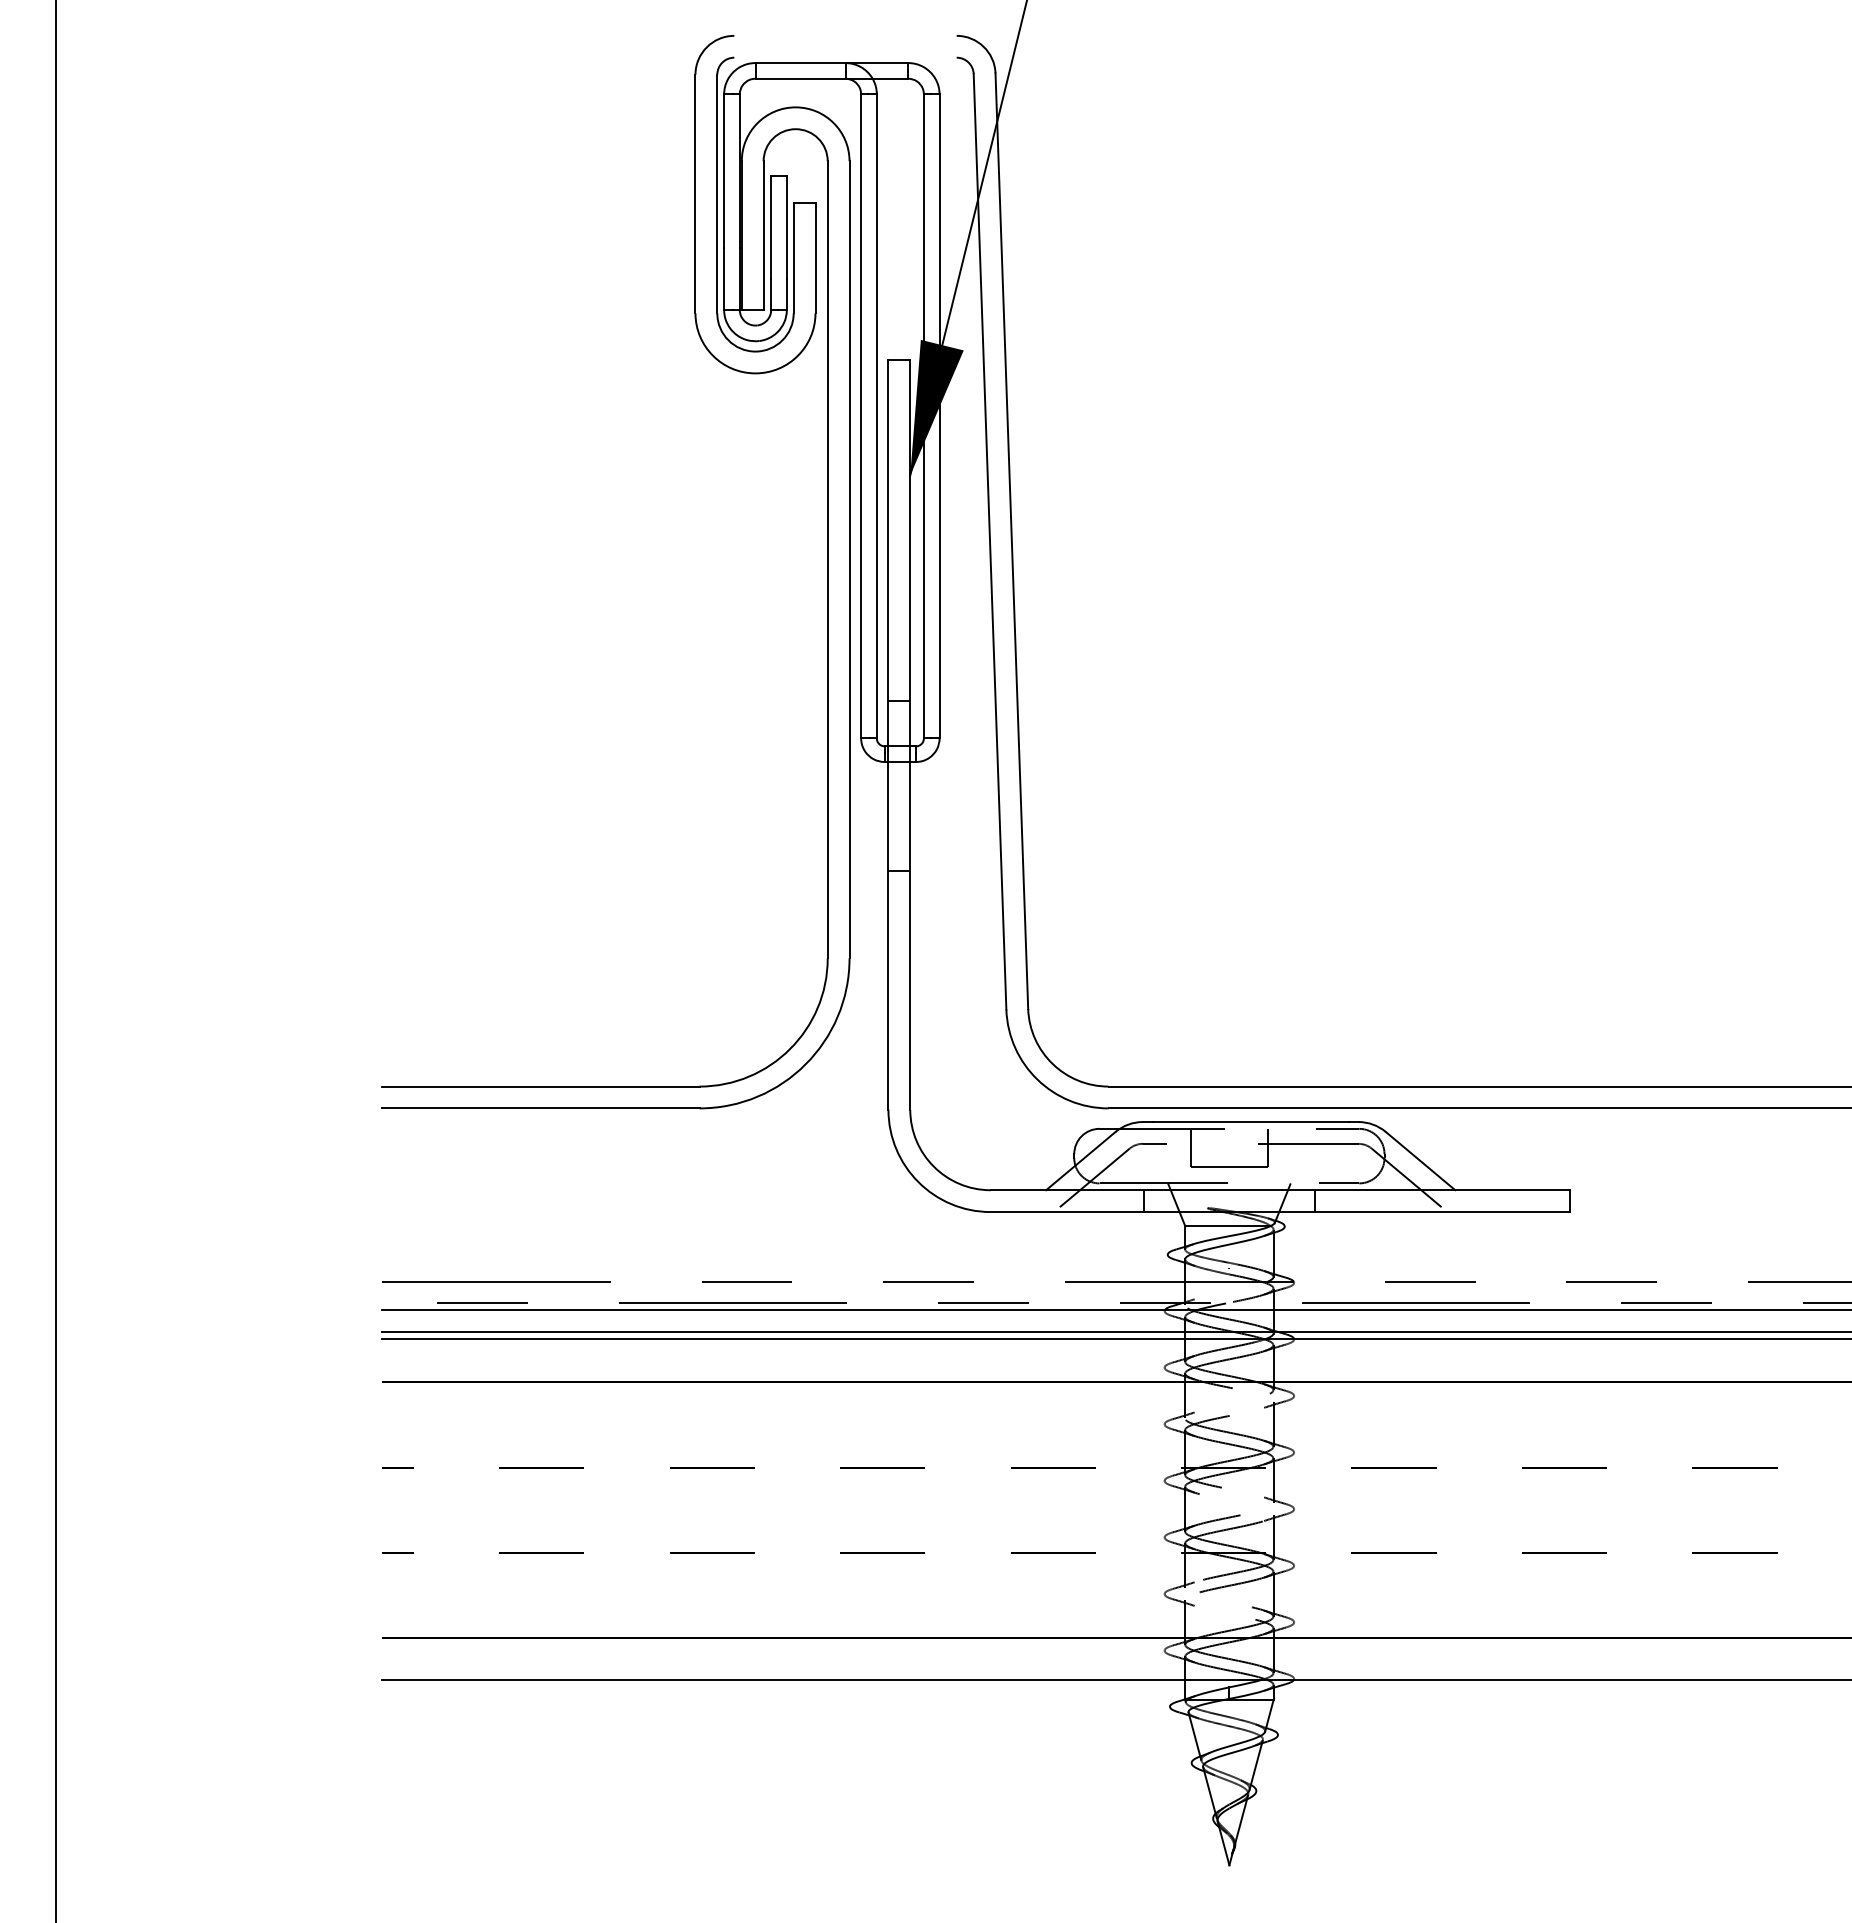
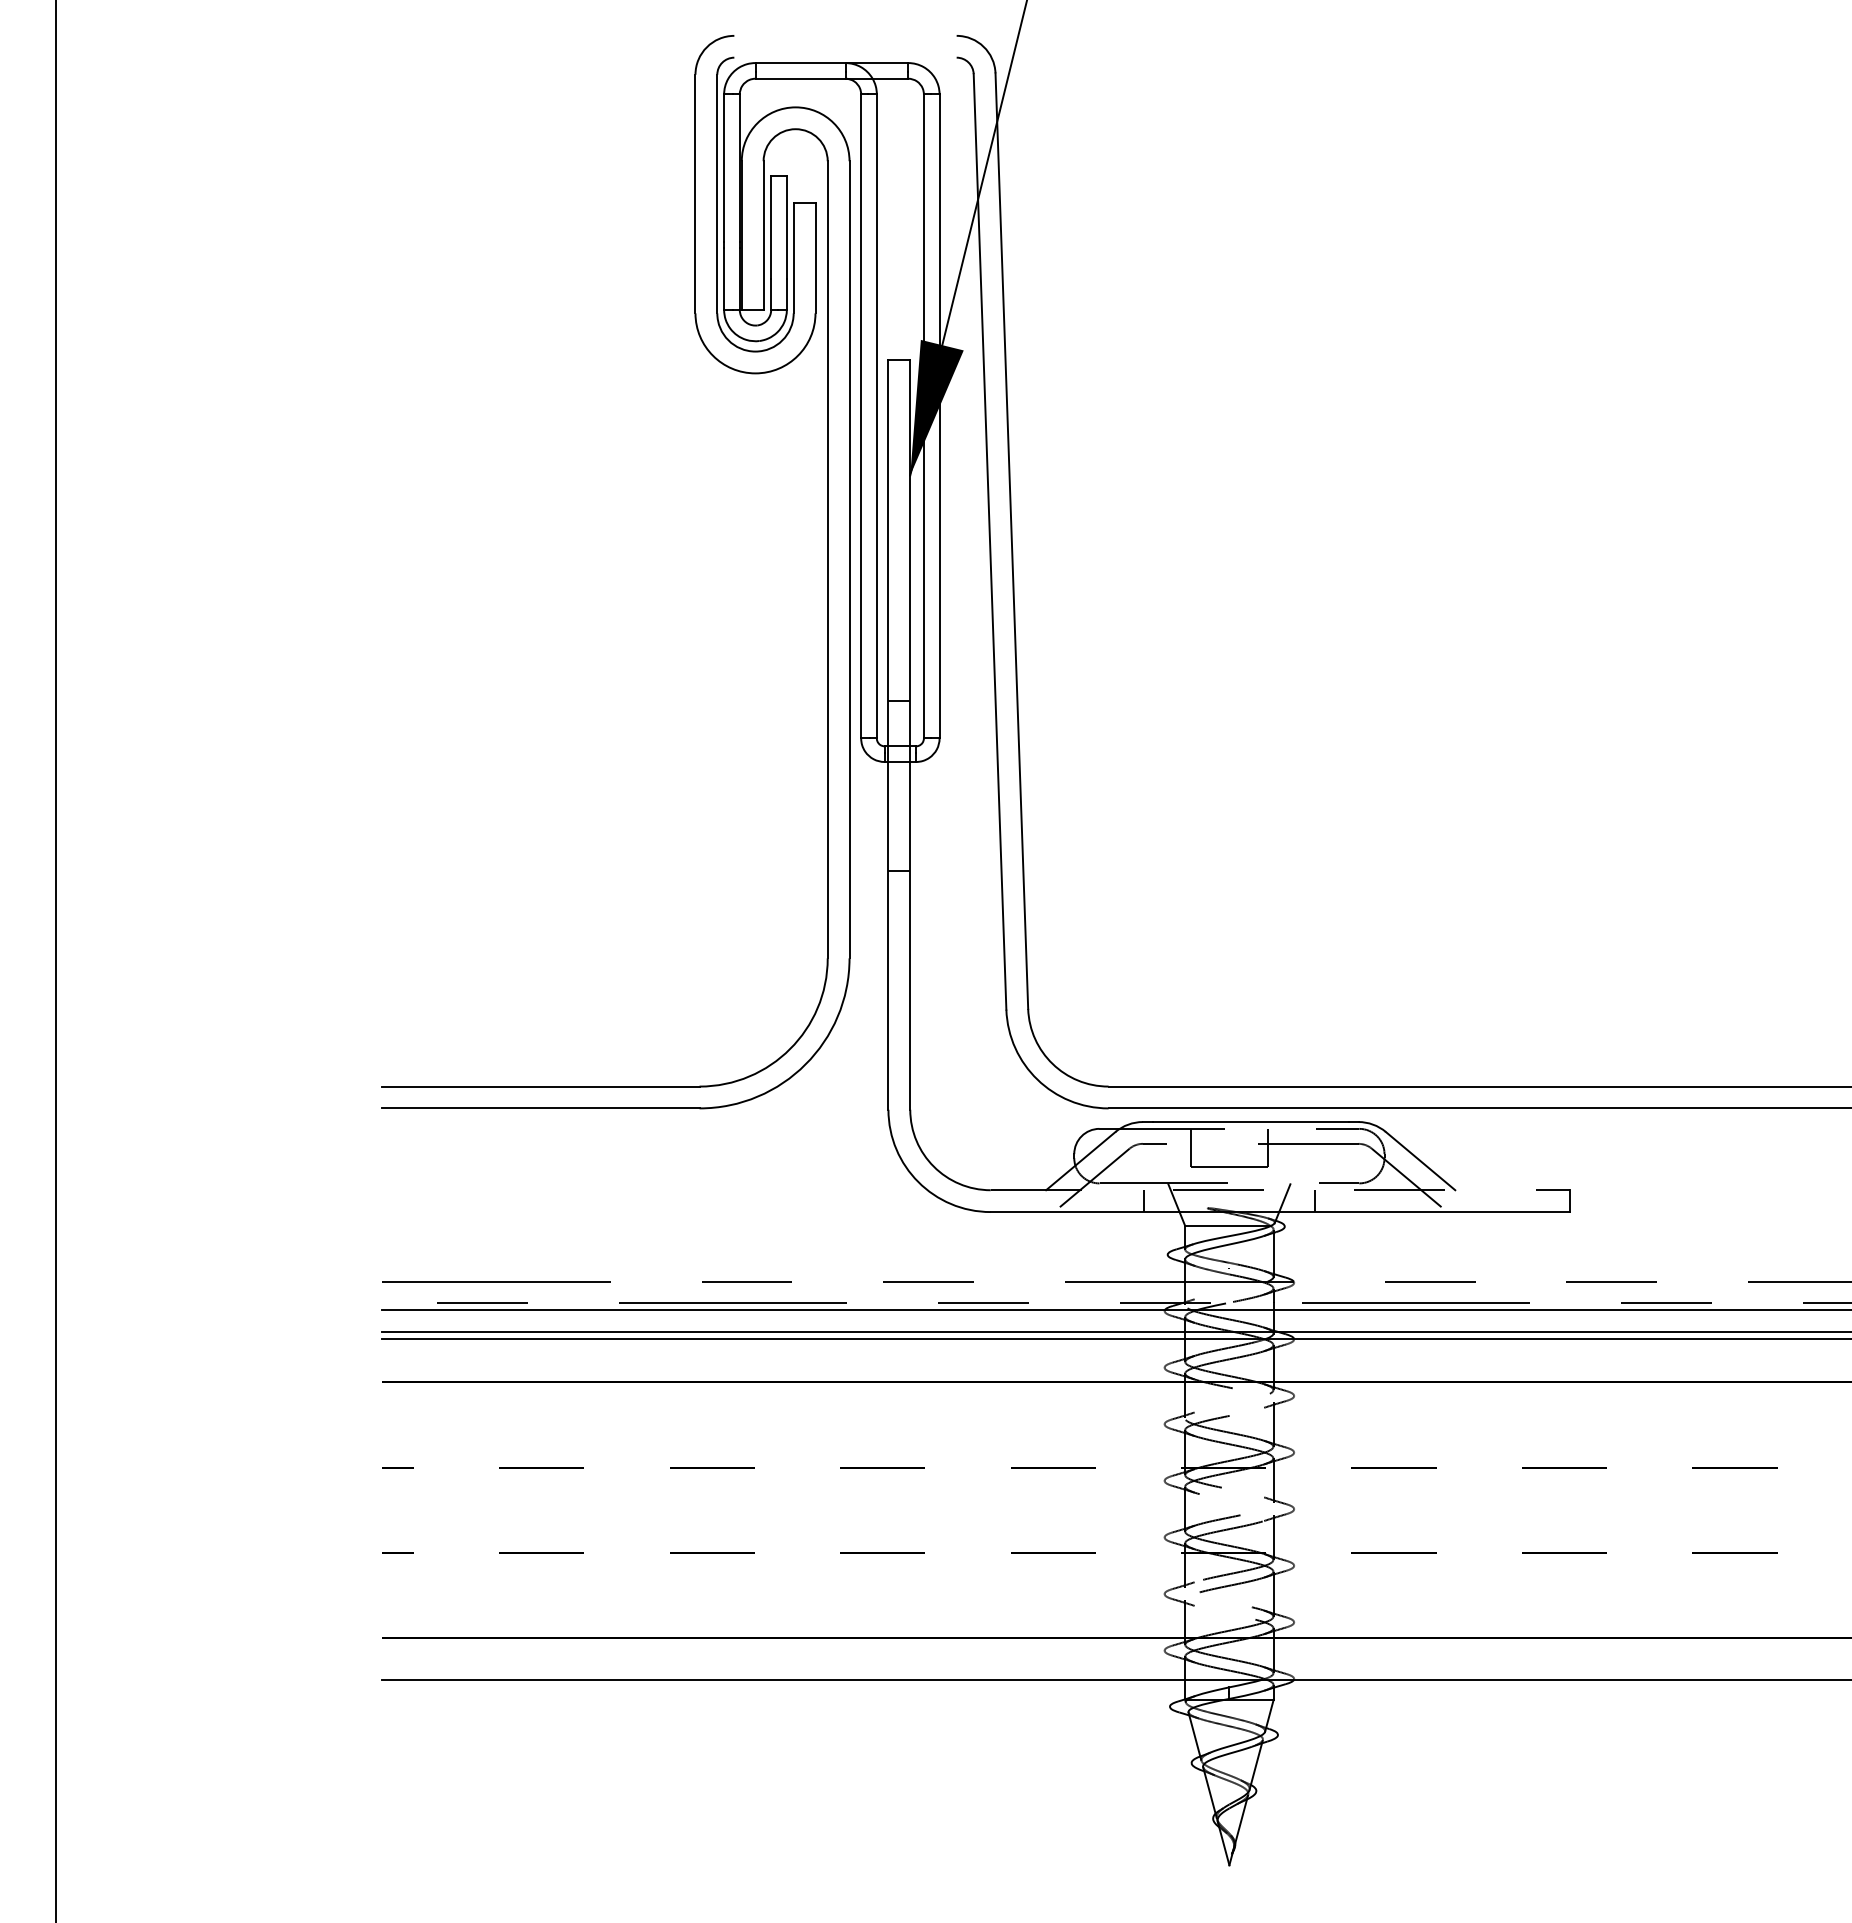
line: solid -> dashed (1280, 1190)
